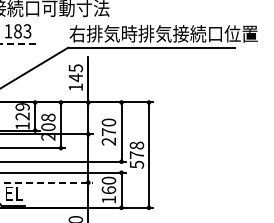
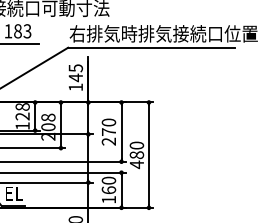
line: dashed -> solid (20, 43)
text: 129 -> 128 (22, 106)
text: 578 -> 480 (136, 155)
line: dashed -> solid (46, 182)
